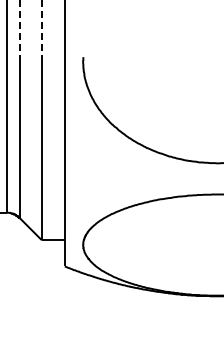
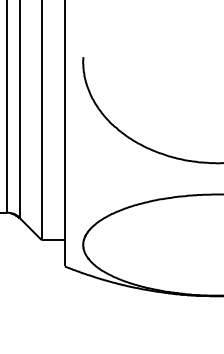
line: dashed -> solid (19, 31)
line: dashed -> solid (41, 31)
